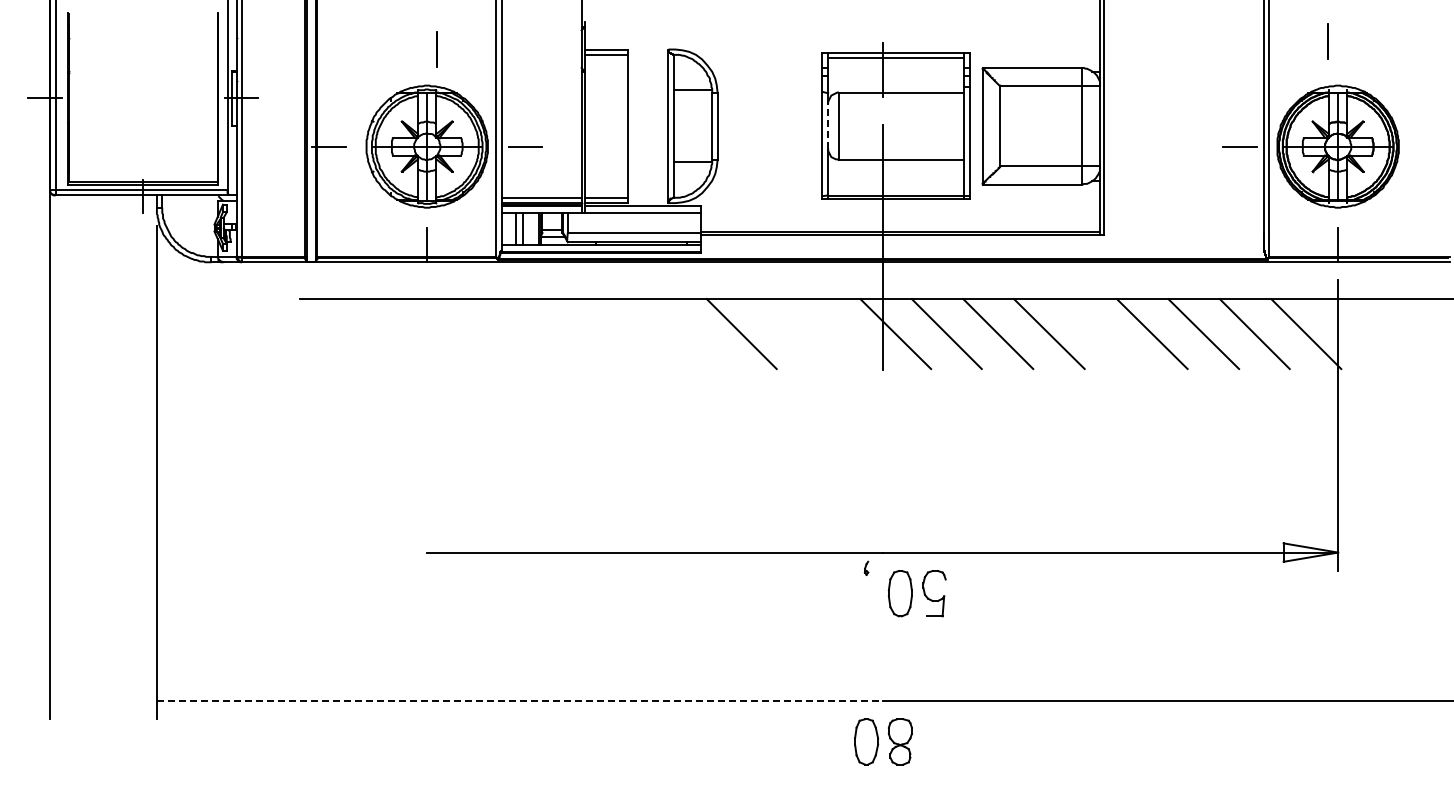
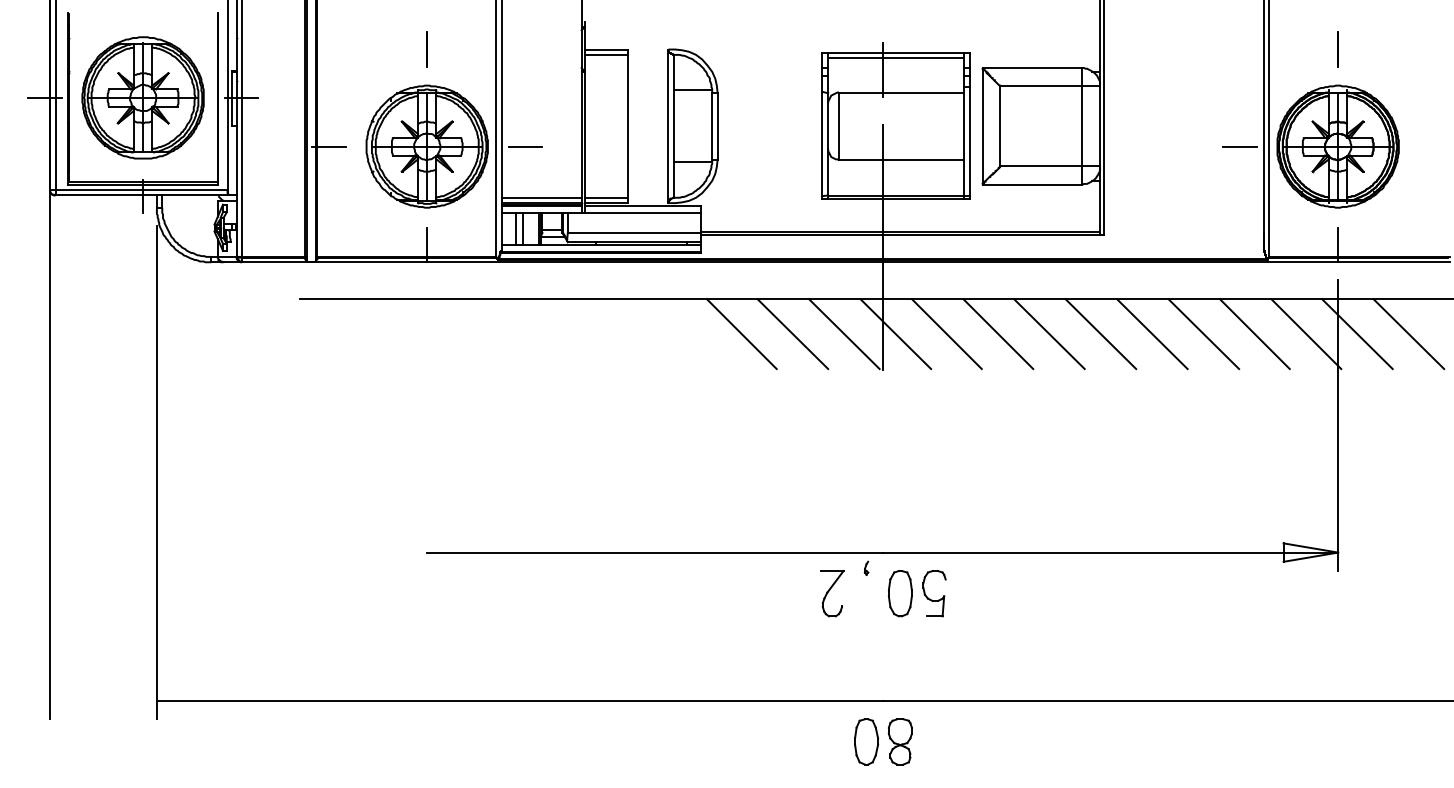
line position: (1327, 41) -> (1337, 49) (1337, 49)
line position: (436, 49) -> (426, 49) (426, 49)
part: none -> present (142, 97)
line: dashed -> solid (828, 125)
line: none -> present (792, 334)
line: none -> present (843, 334)
line: none -> present (1100, 334)
line: none -> present (1357, 334)
line: none -> present (1408, 334)
part: none -> present (832, 593)
line: dashed -> solid (519, 700)
